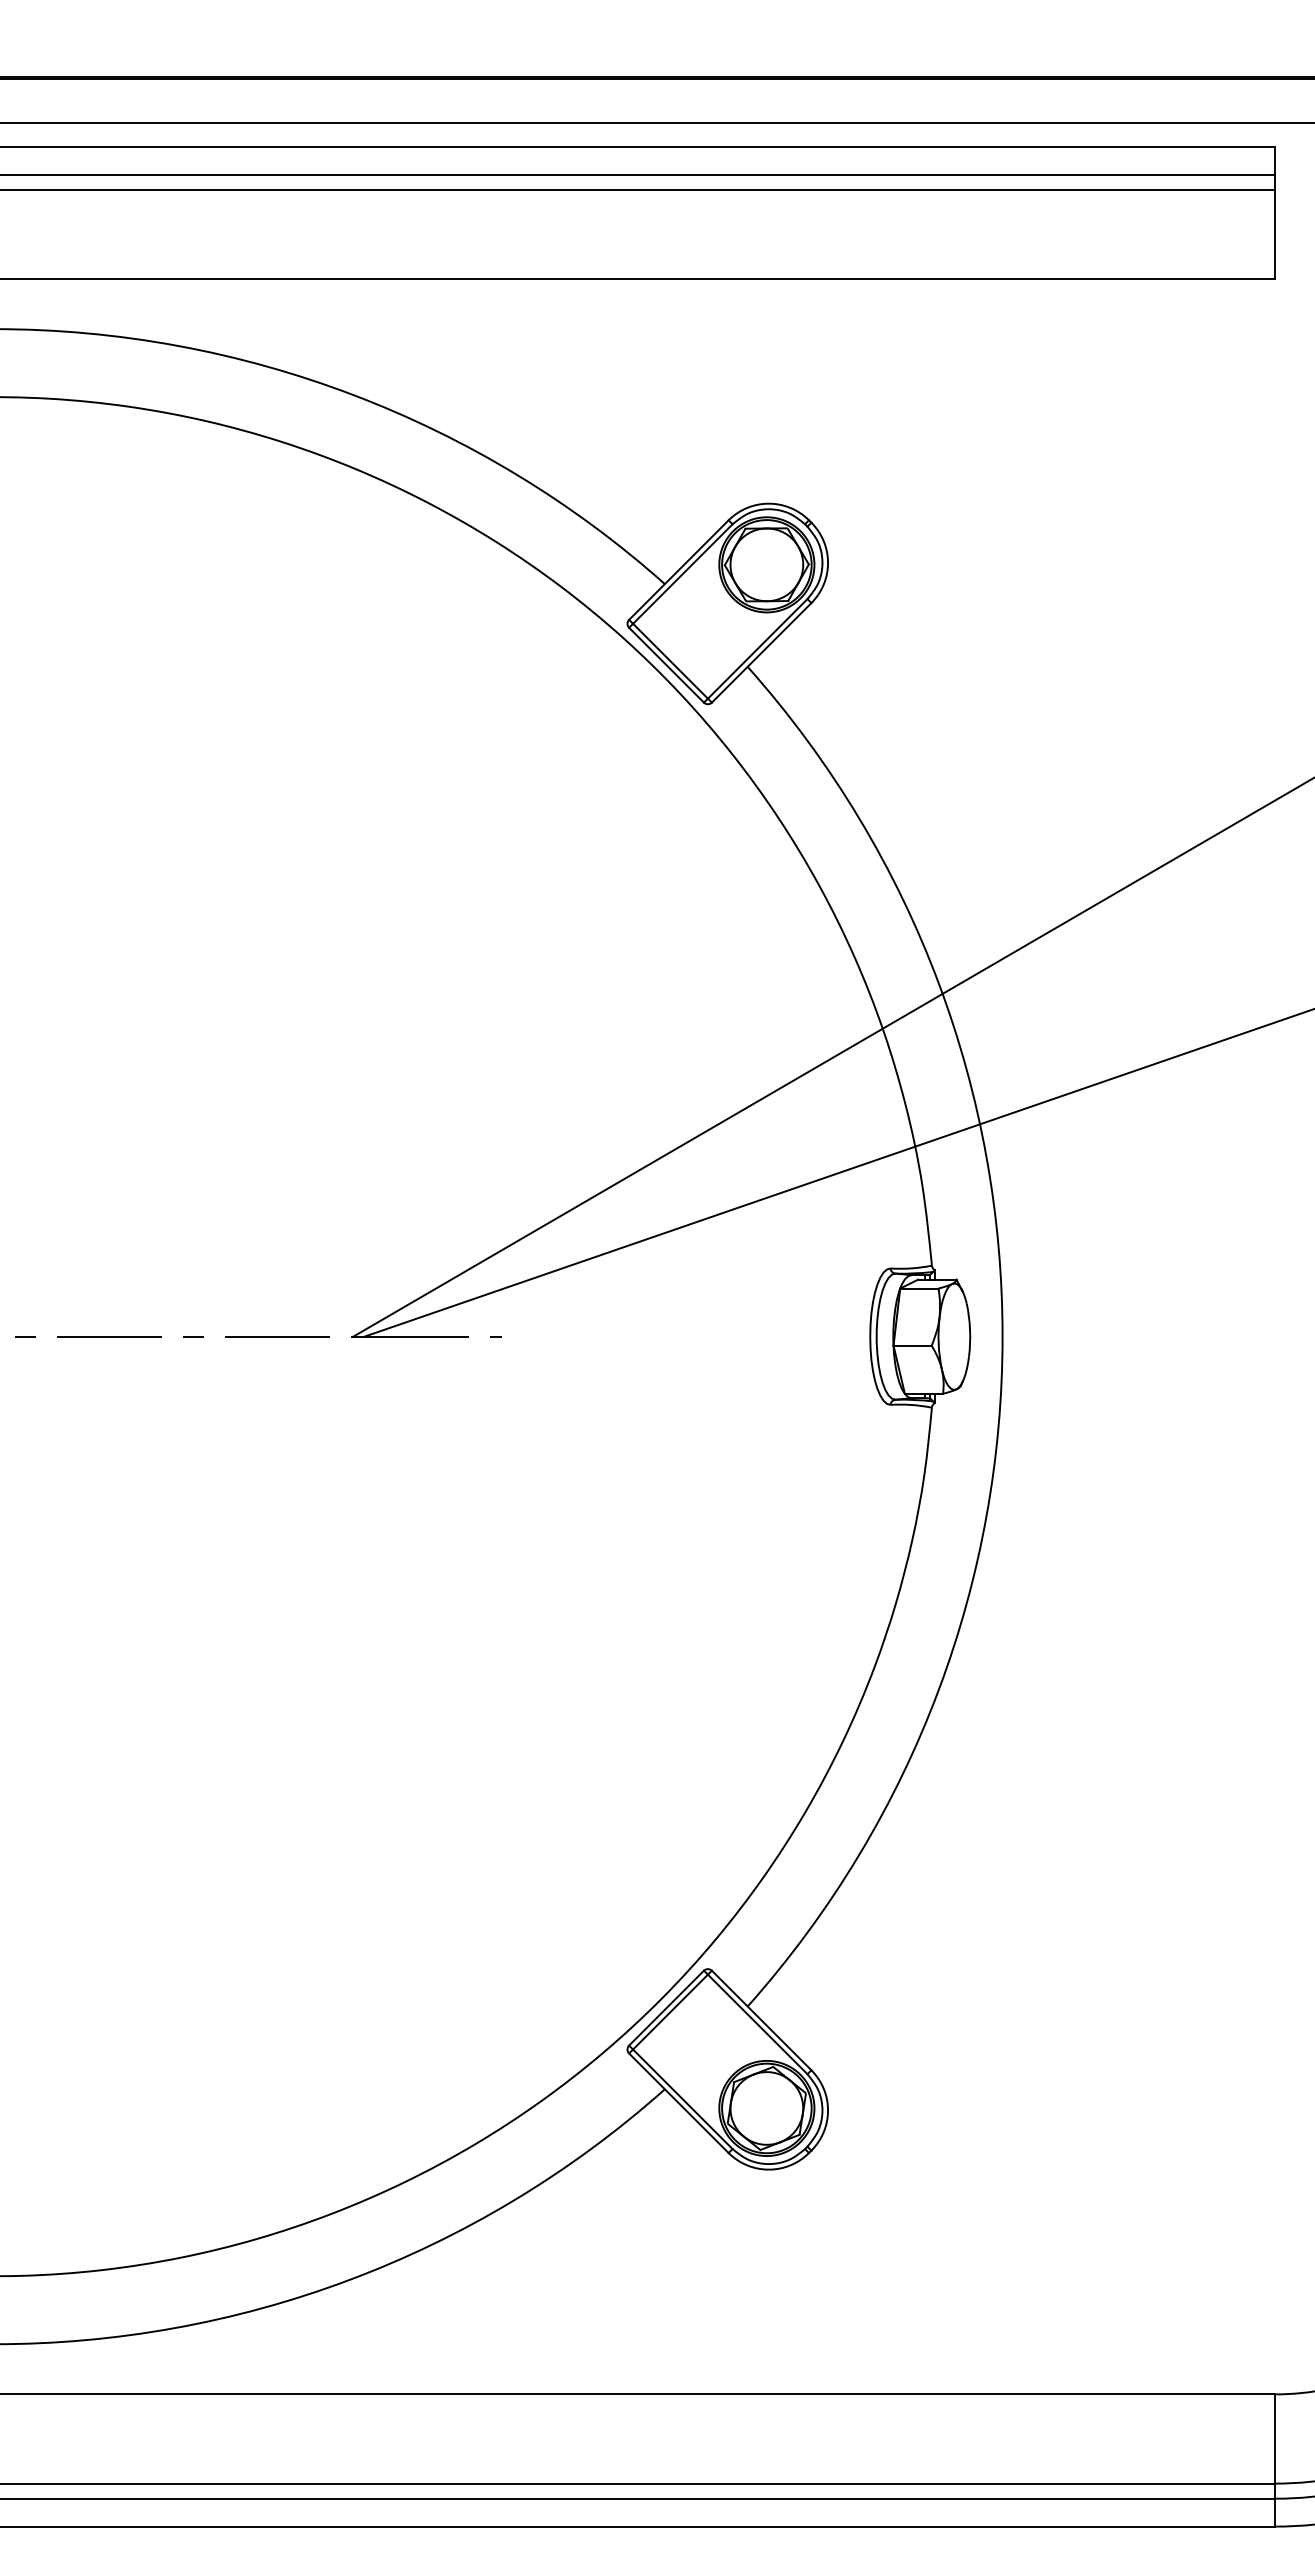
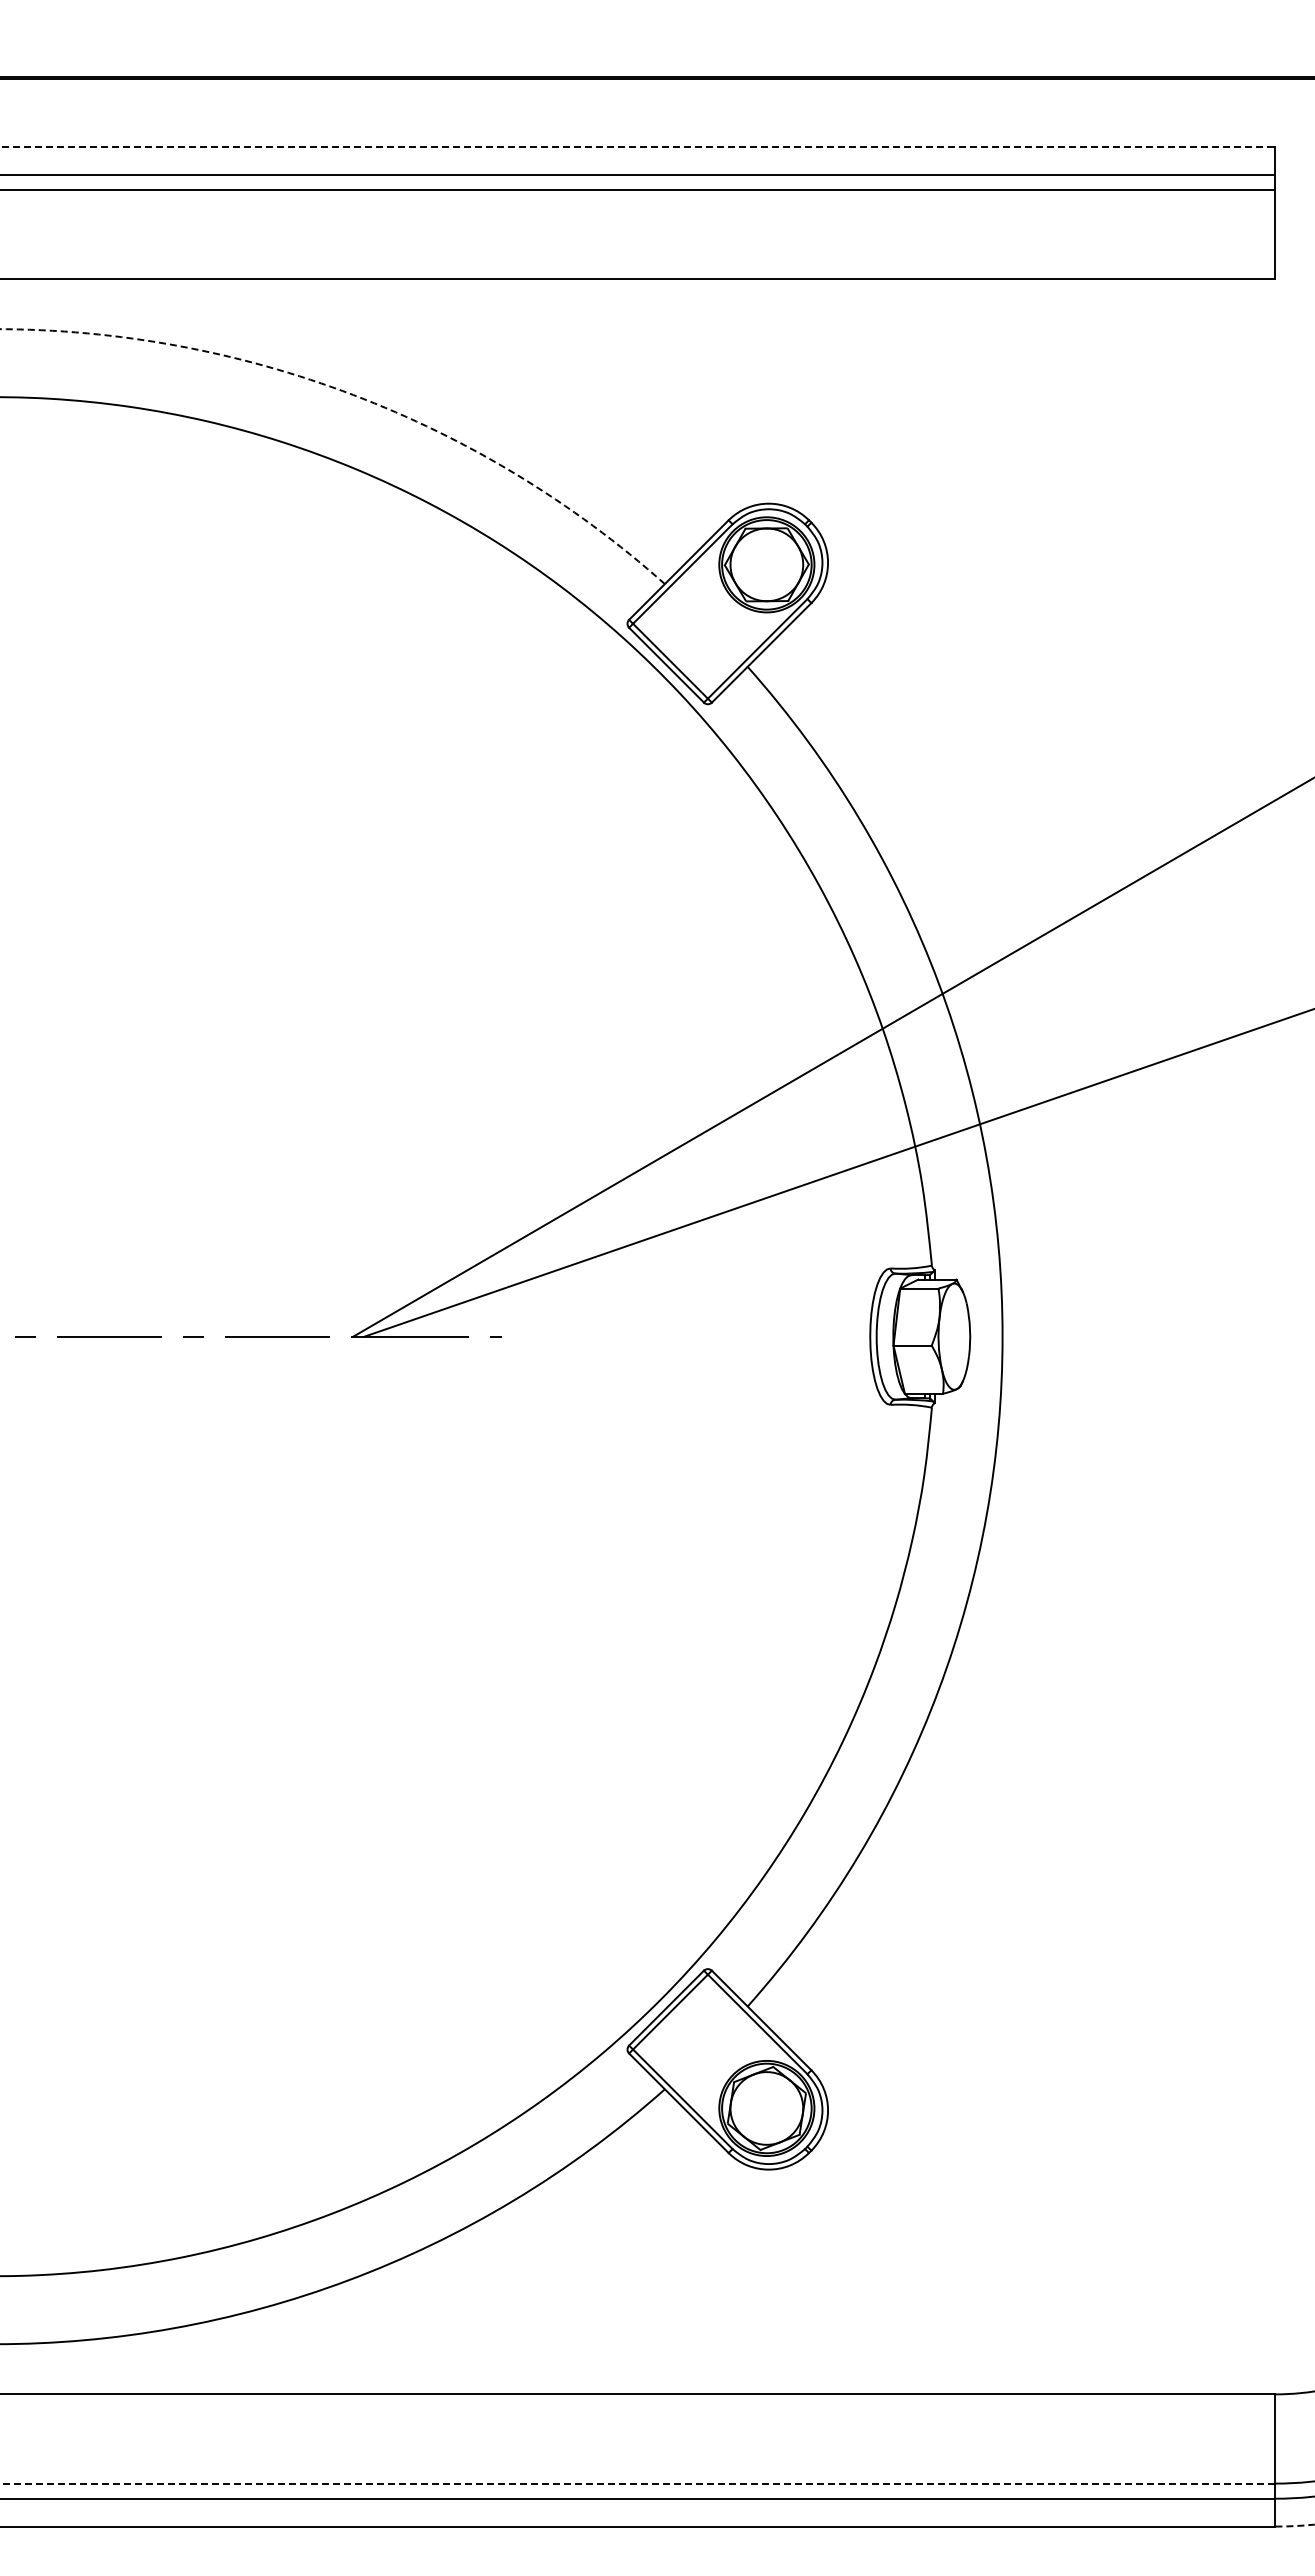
line: present -> none (656, 122)
line: solid -> dashed (638, 146)
arc: solid -> dashed (355, 395)
line: solid -> dashed (637, 2483)
arc: solid -> dashed (1294, 2526)
